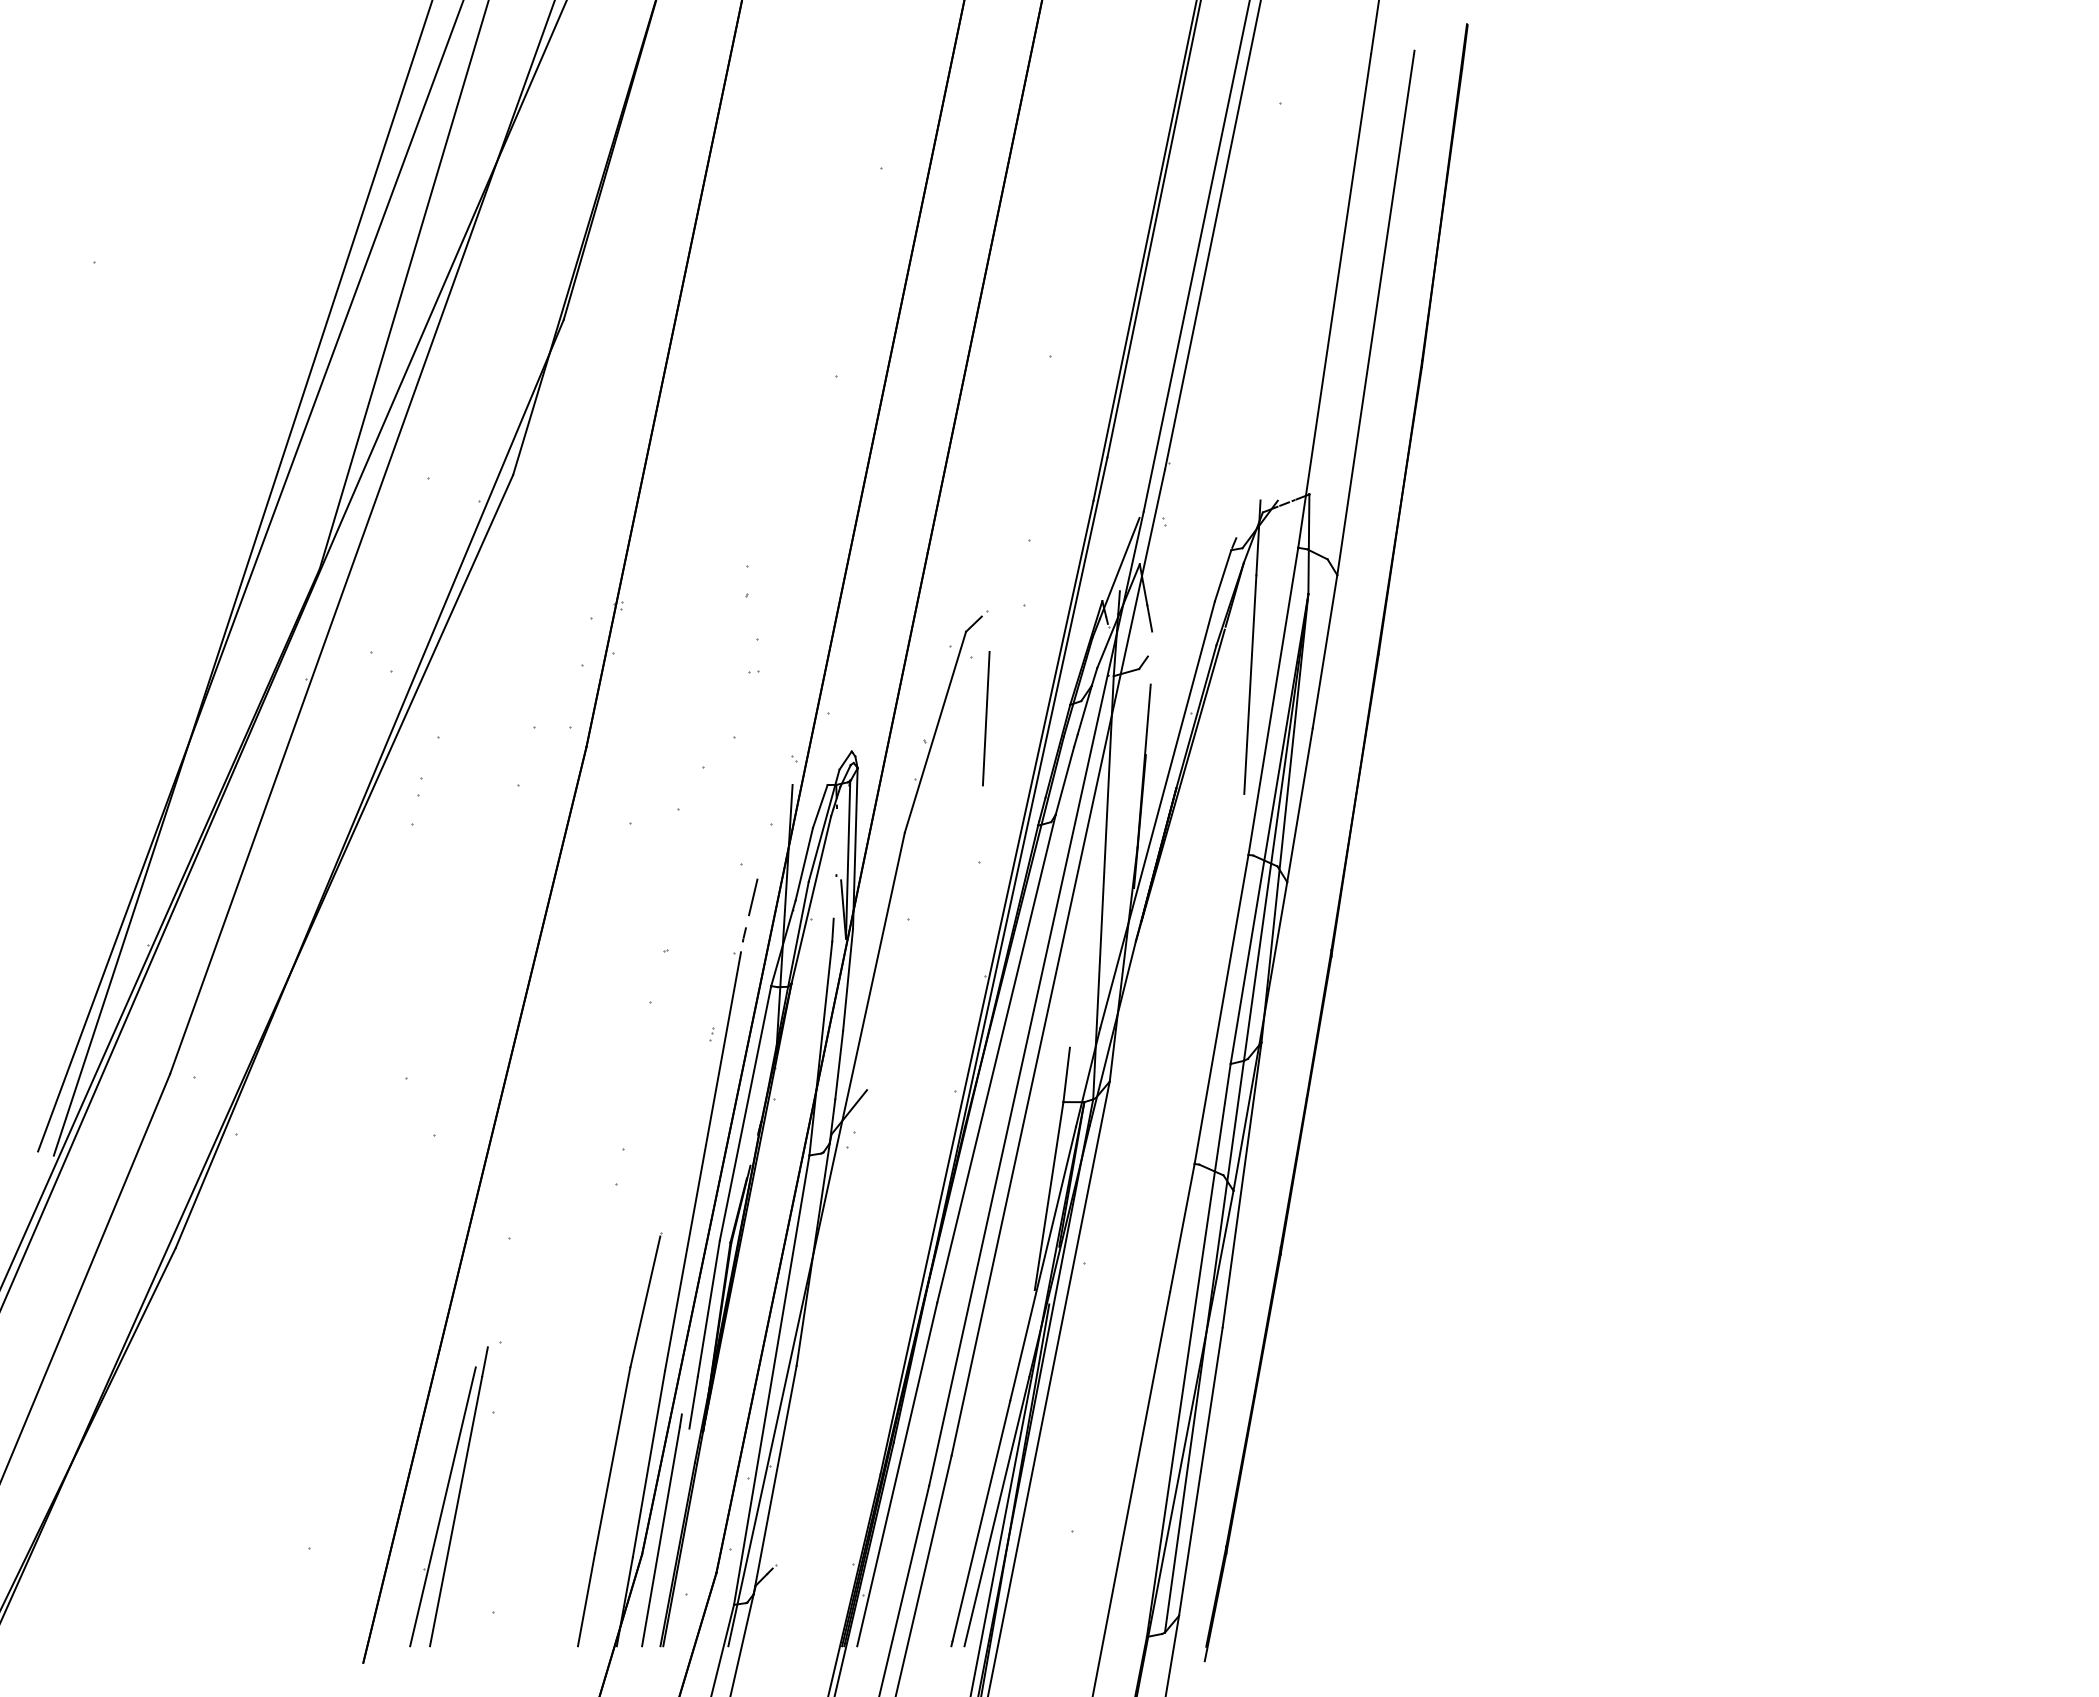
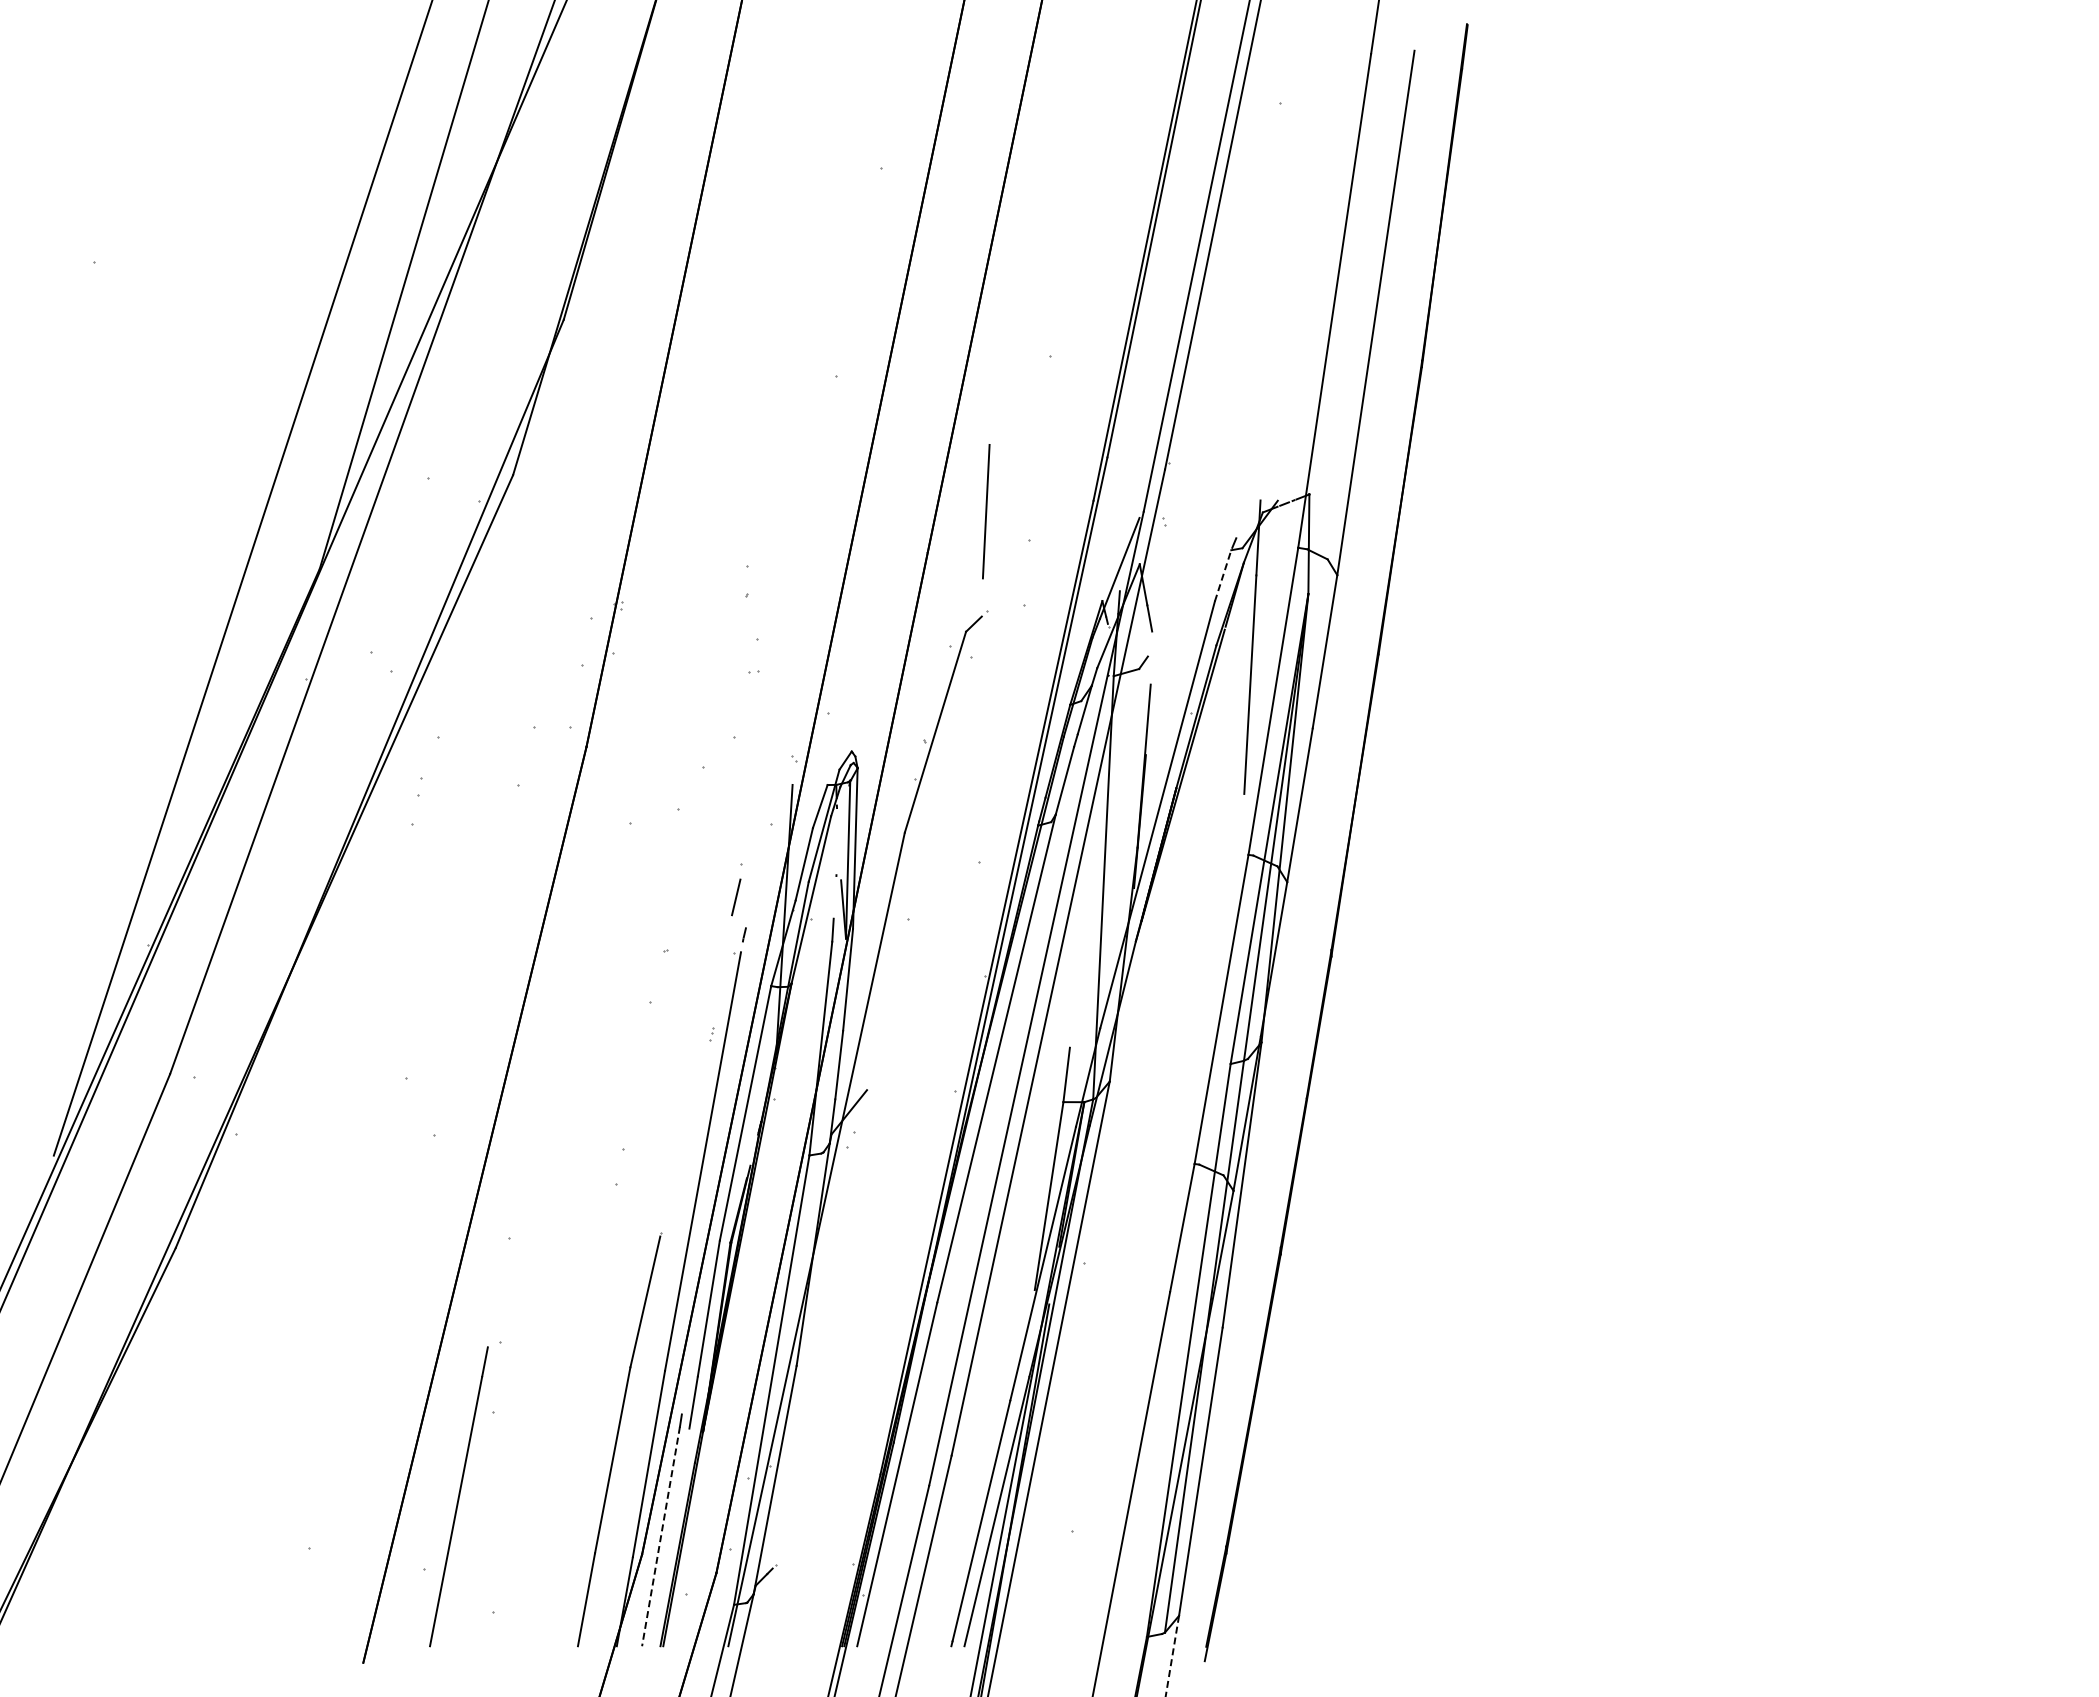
line: solid -> dashed (1223, 575)
line: present -> none (250, 576)
line position: (986, 718) -> (986, 511) (986, 511)
line position: (753, 897) -> (736, 897) (736, 897)
line: present -> none (442, 1506)
line: solid -> dashed (660, 1537)
line: solid -> dashed (1172, 1656)
